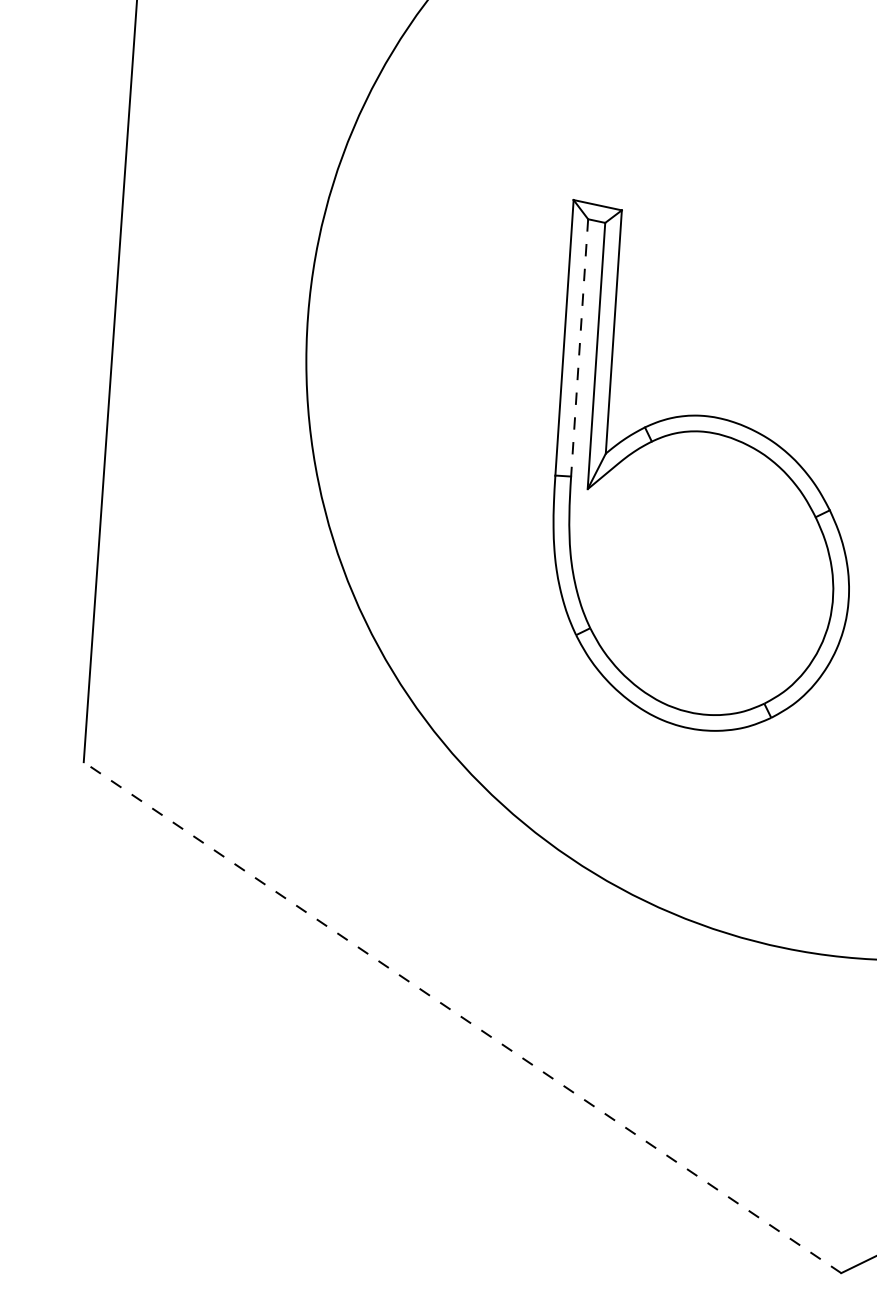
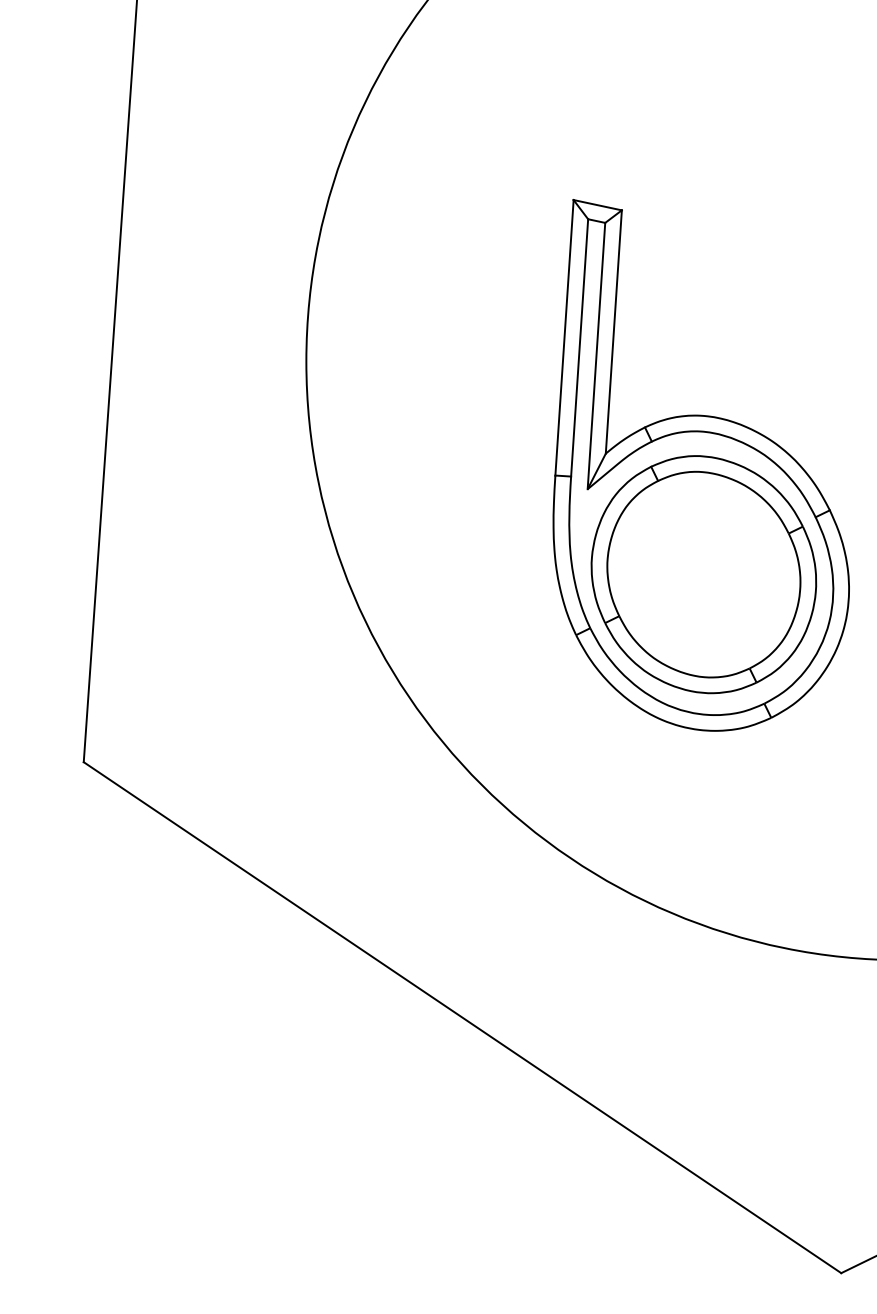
line: dashed -> solid (579, 347)
part: none -> present (703, 574)
line: dashed -> solid (462, 1017)
